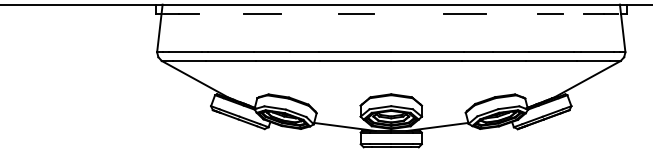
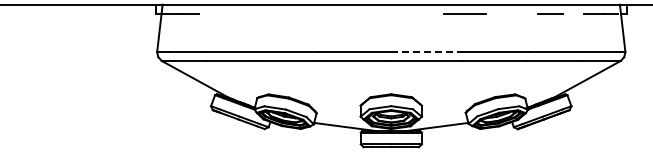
line: present -> none (262, 13)
line: present -> none (356, 13)
line: solid -> dashed (426, 52)
